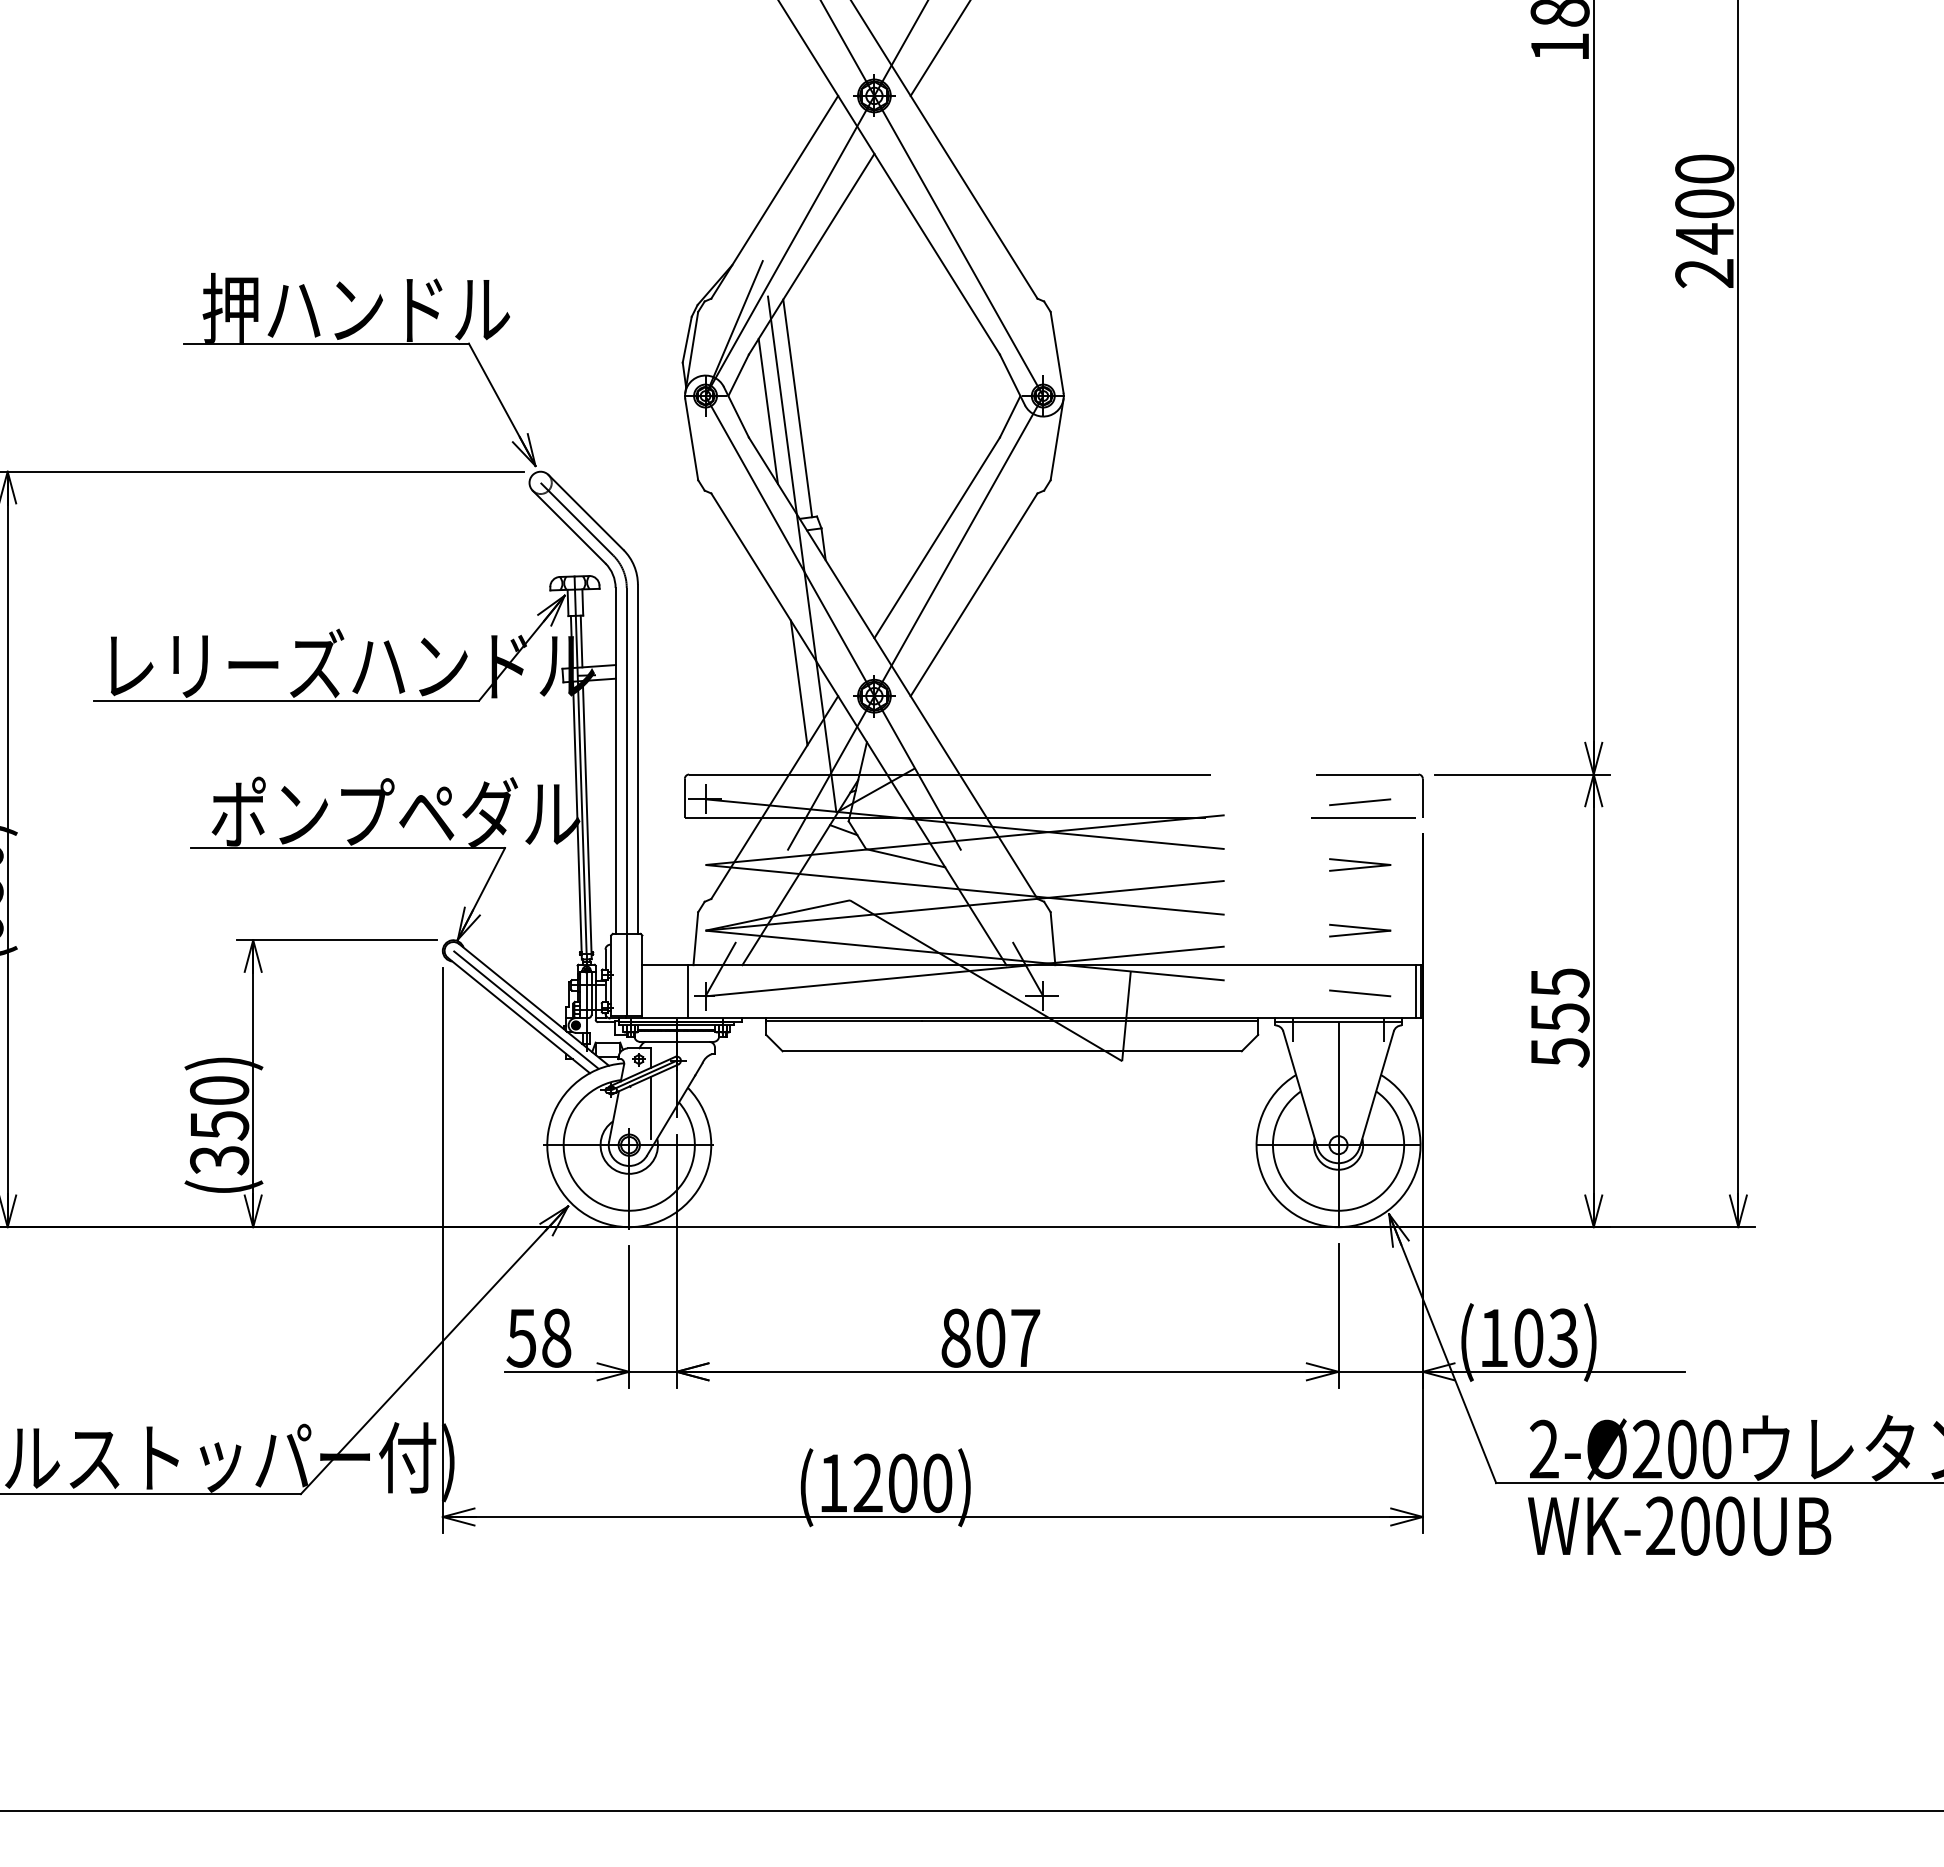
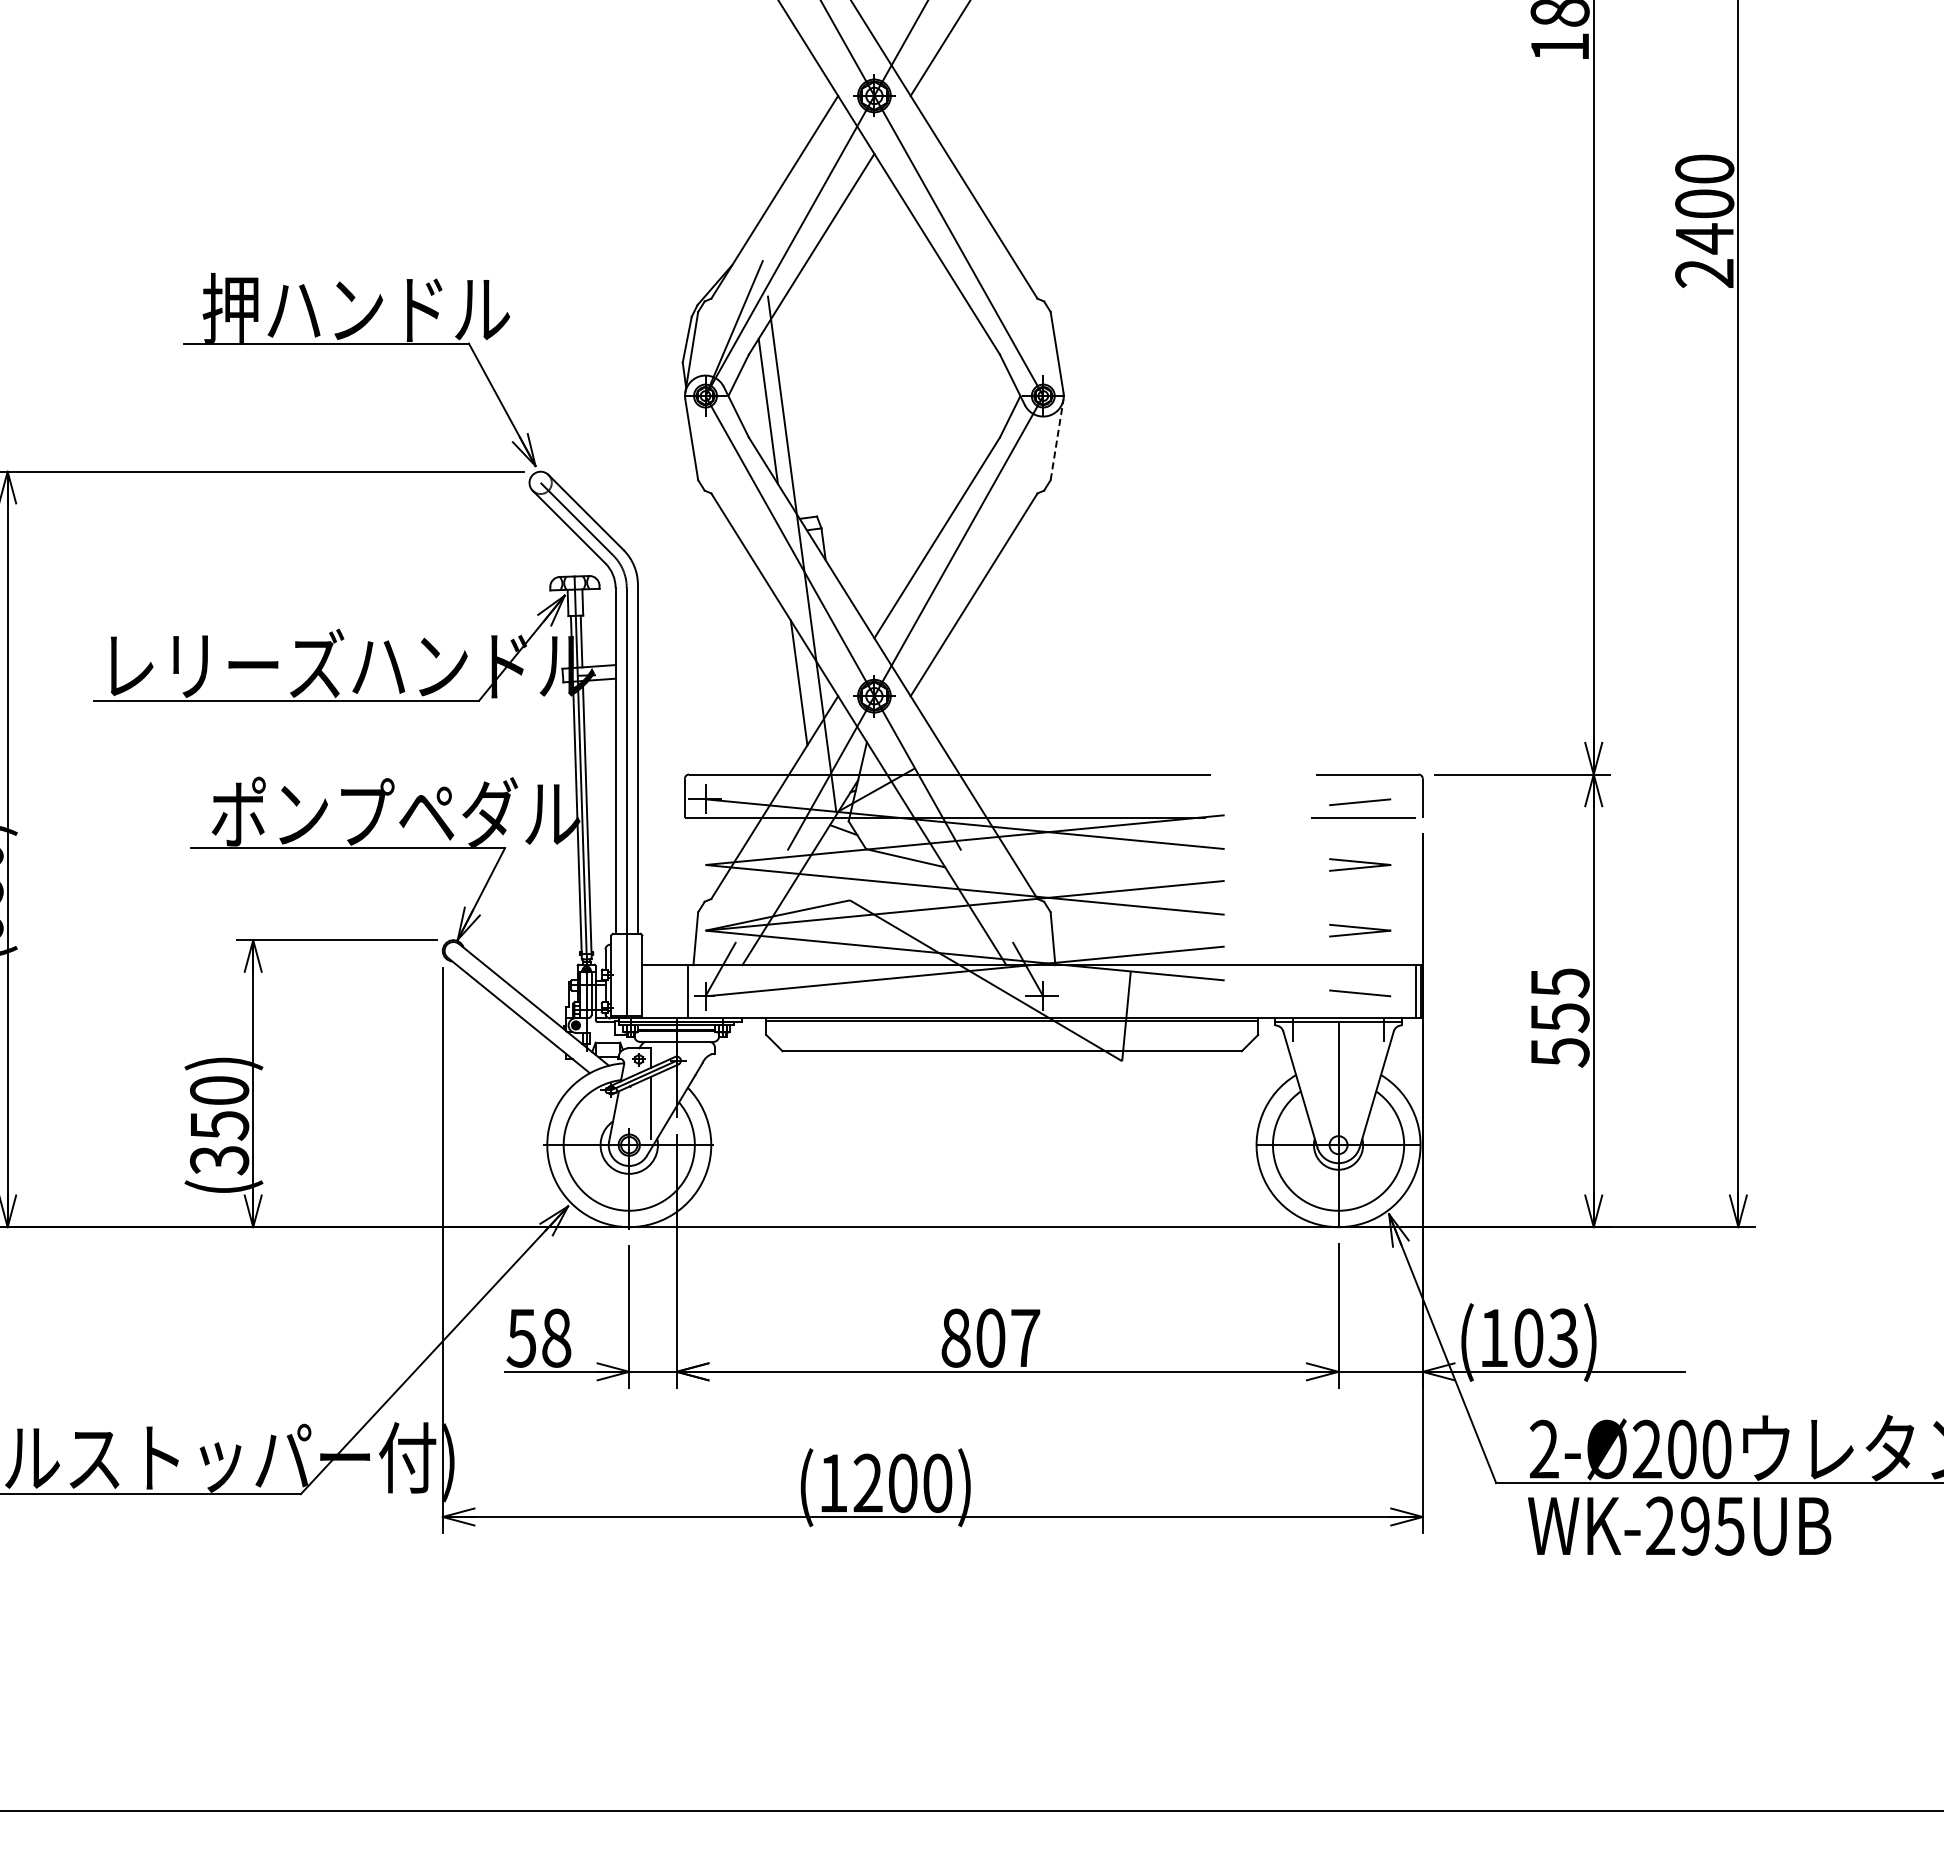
line: present -> none (797, 408)
line: solid -> dashed (1057, 439)
line: present -> none (525, 1009)
text: WK-200UB -> WK-295UB (1712, 1525)
